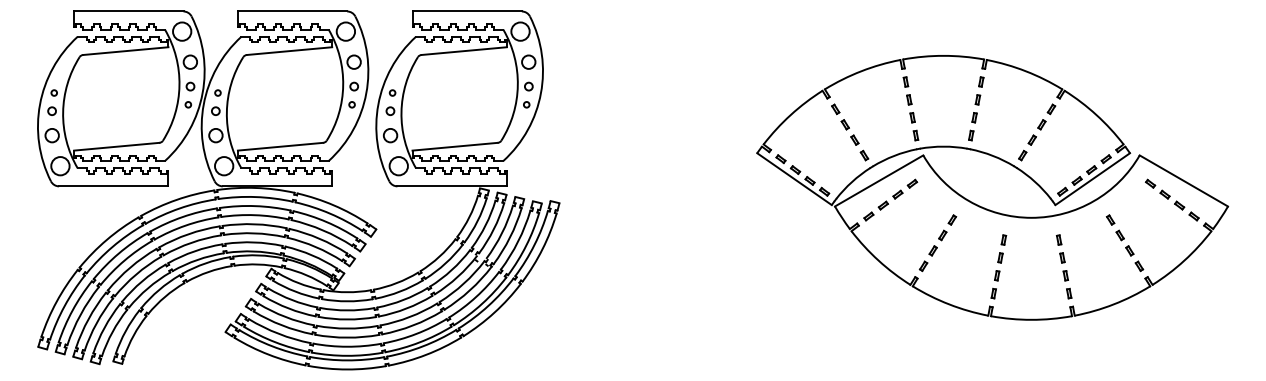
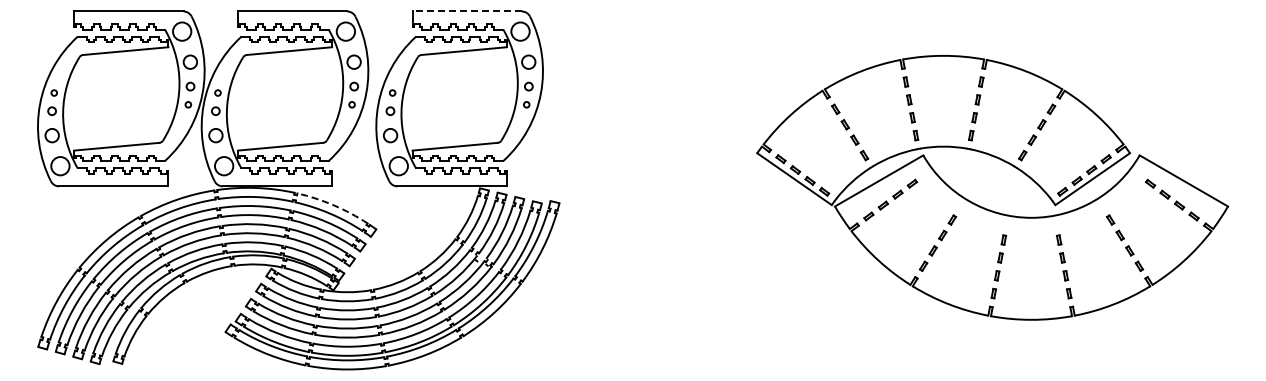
line: solid -> dashed (467, 11)
arc: solid -> dashed (333, 205)
